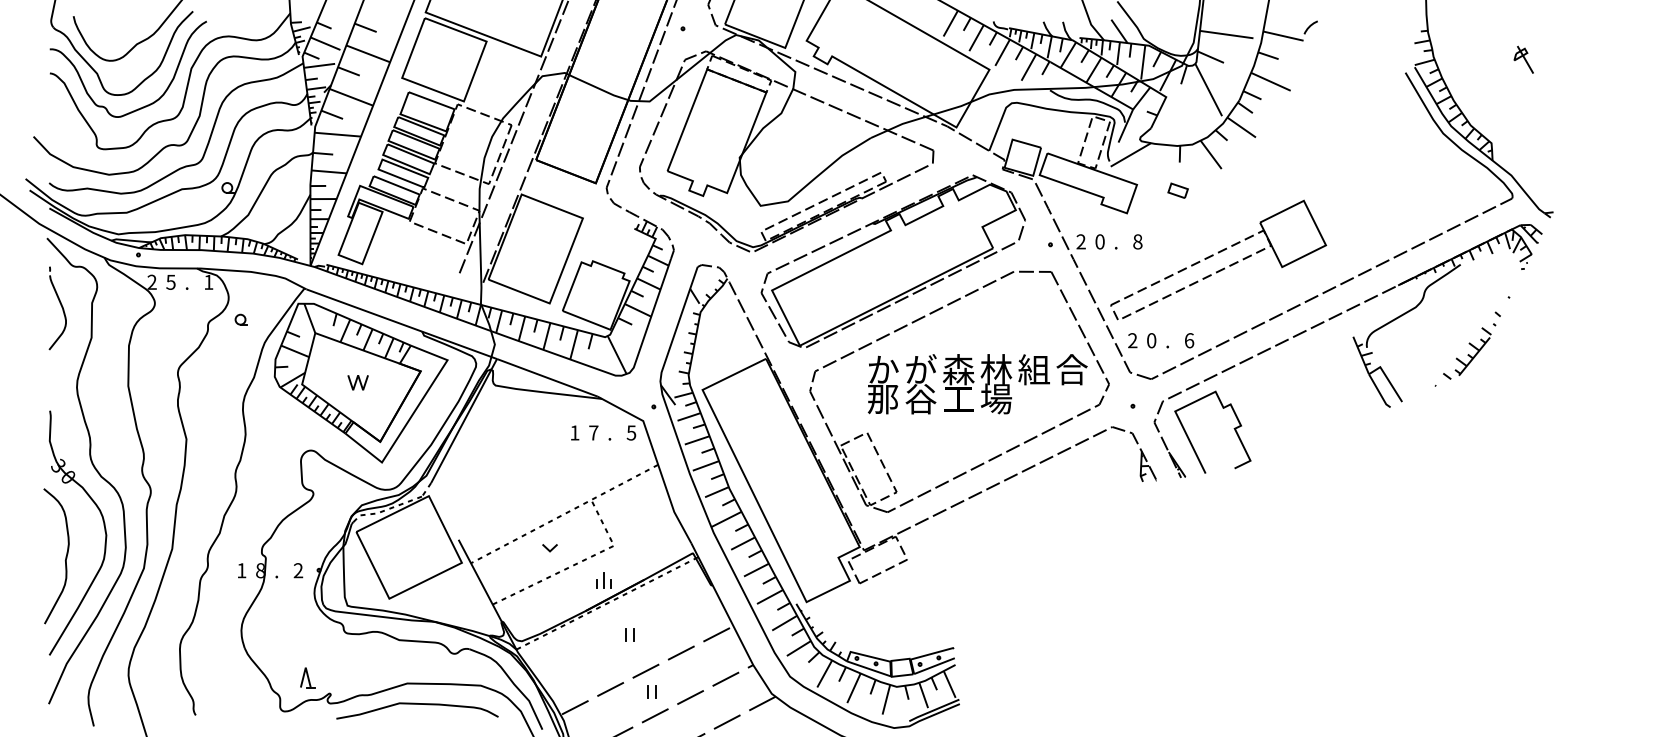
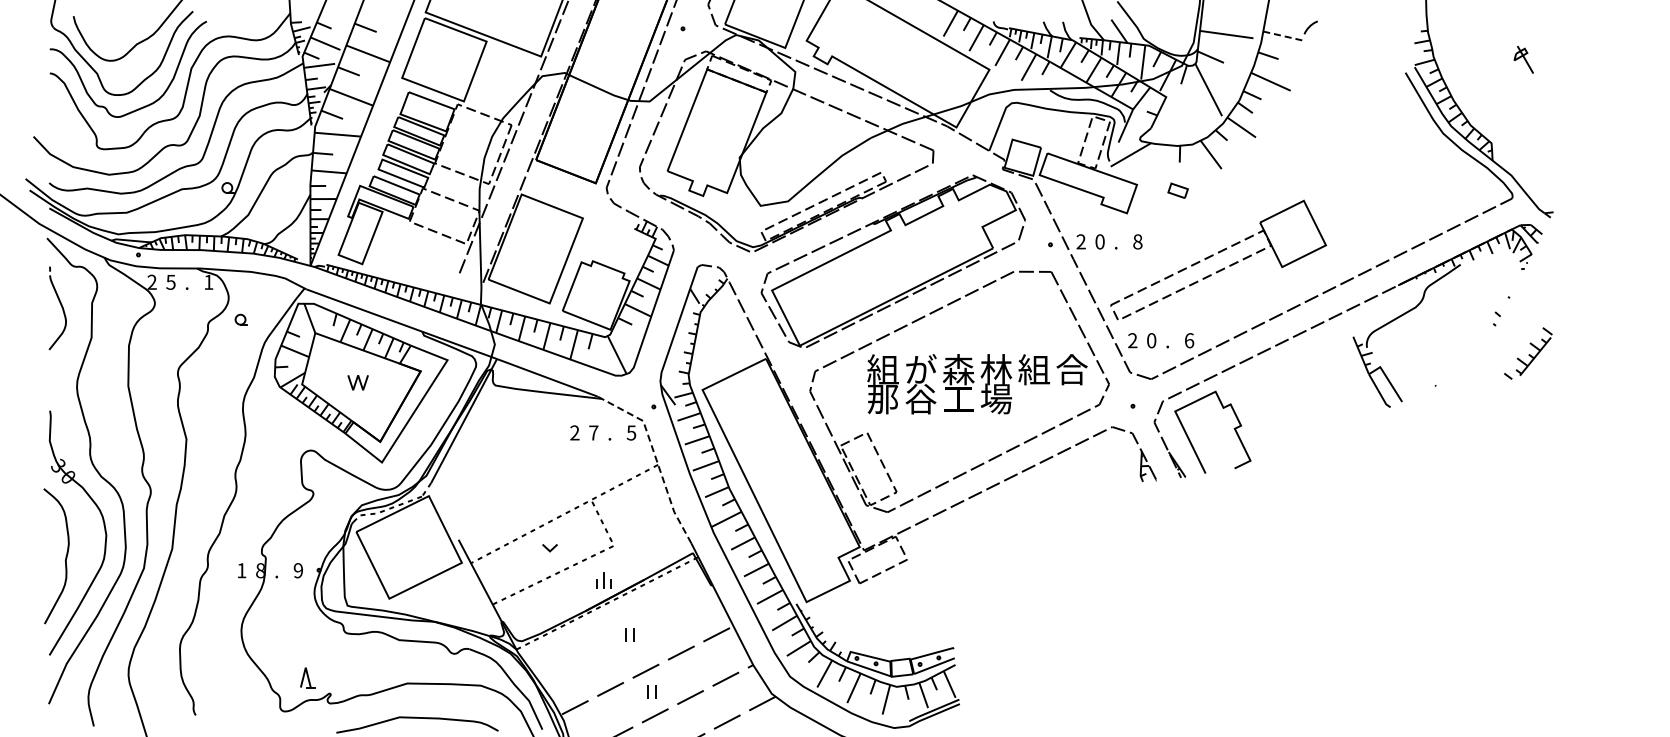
line: solid -> dashed (1283, 36)
part position: (1467, 353) -> (1528, 353) (1528, 353)
text: か -> 組 (882, 369)
text: 1 -> 2 (574, 432)
line: solid -> dashed (656, 458)
text: 2 -> 9 (298, 570)
curve position: (417, 704) -> (417, 718) (417, 718)
